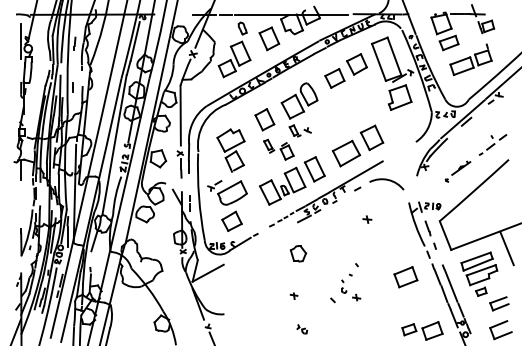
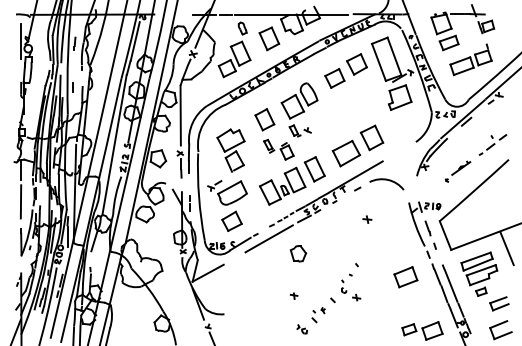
line: none -> present (20, 201)
line: none -> present (268, 238)
part: none -> present (318, 315)
